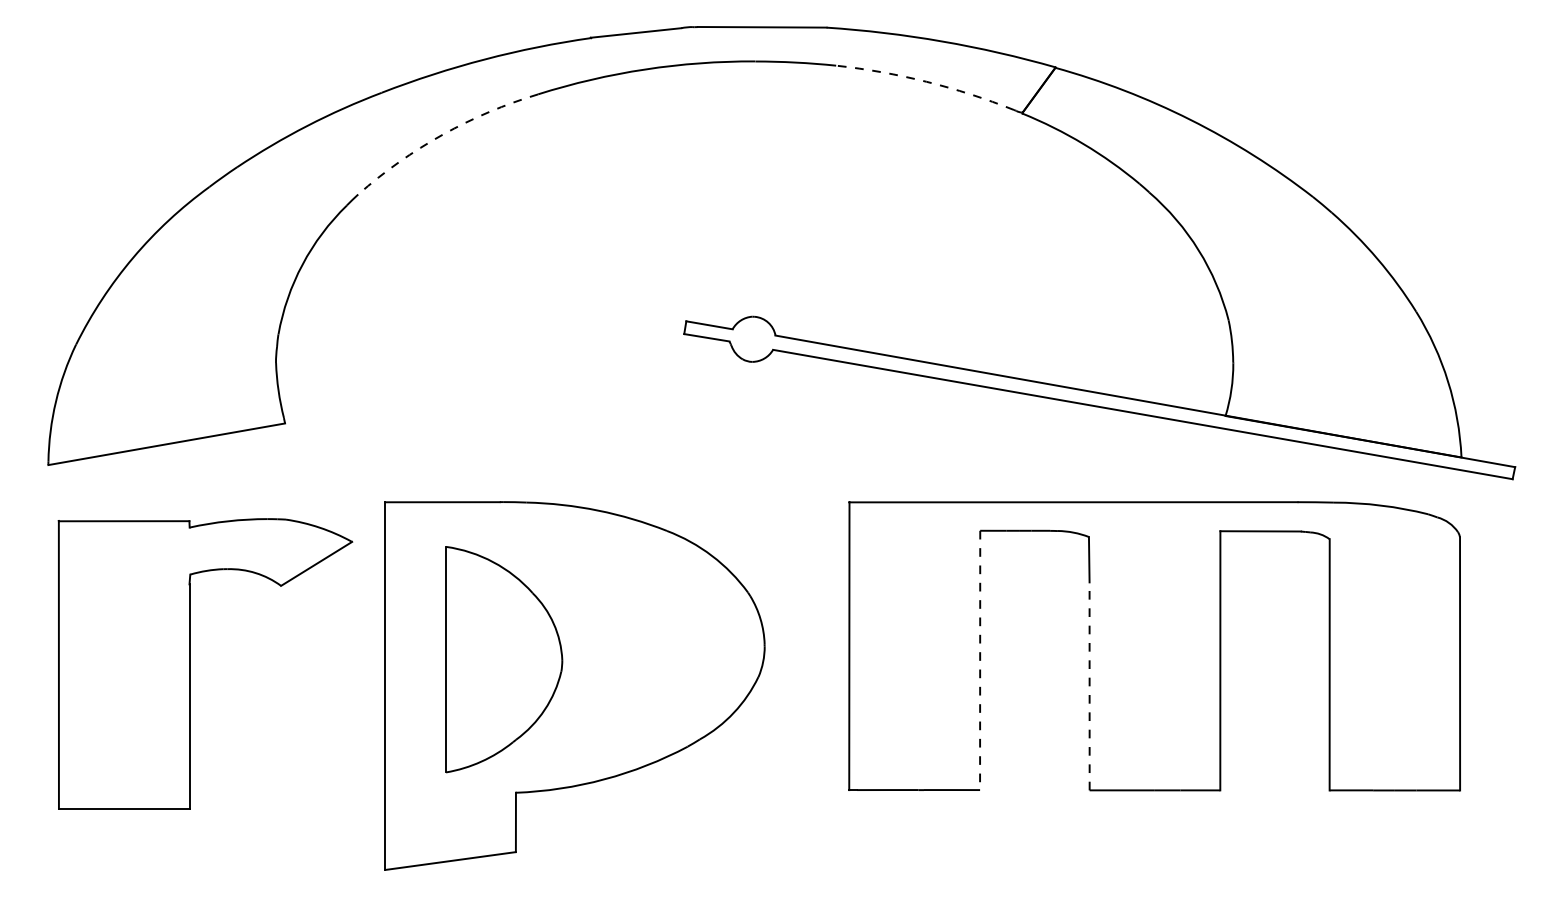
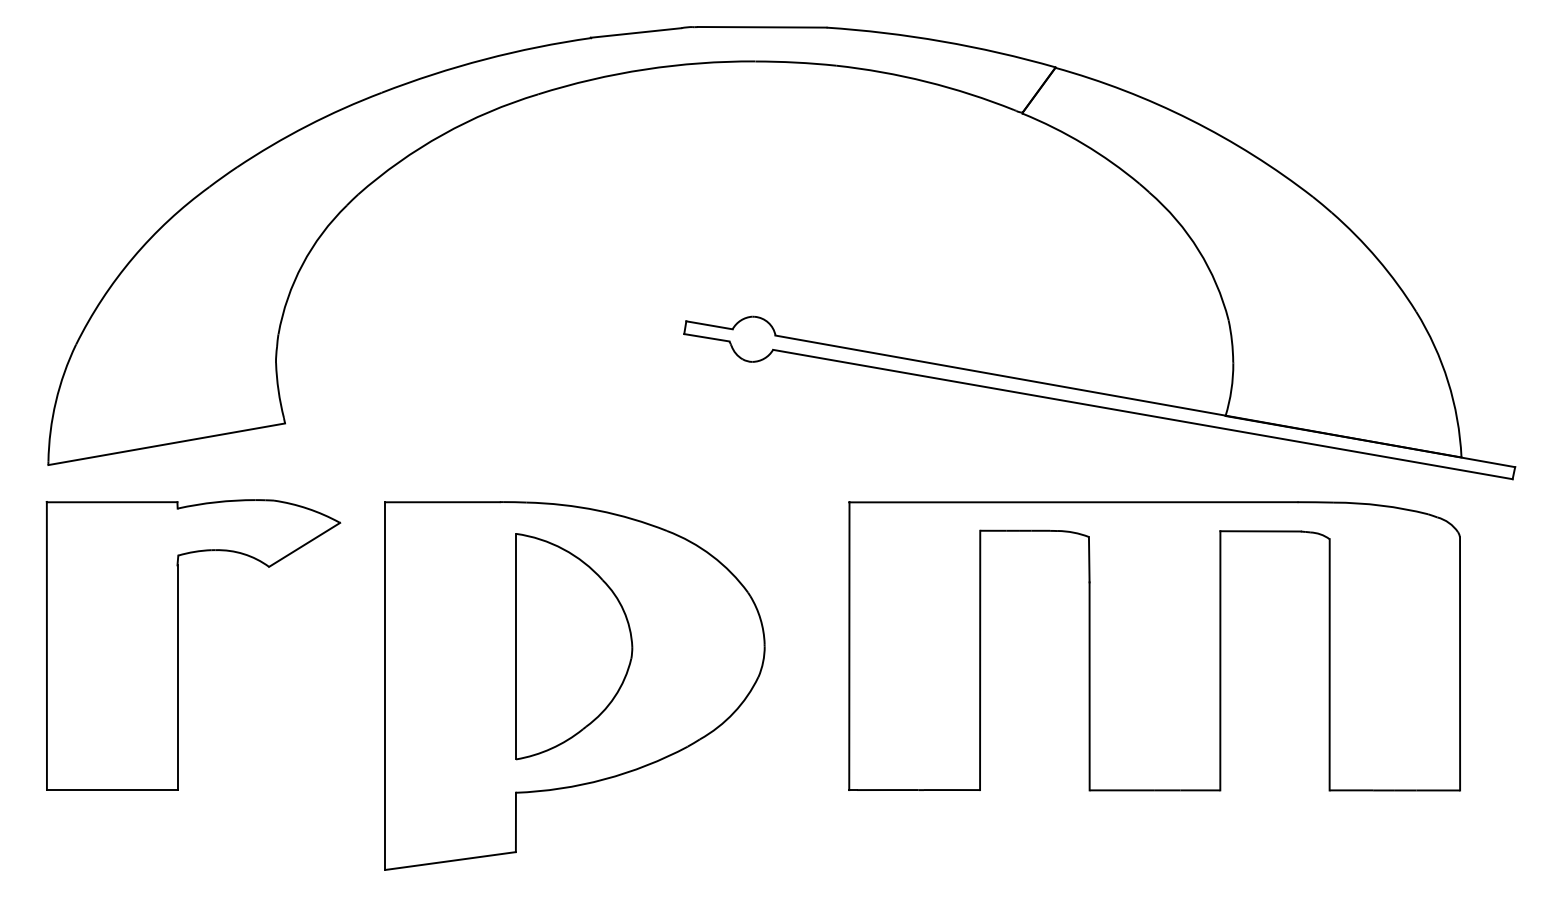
arc: dashed -> solid (926, 81)
arc: dashed -> solid (442, 134)
part position: (504, 659) -> (574, 646) (574, 646)
line: dashed -> solid (980, 660)
part position: (190, 663) -> (178, 644) (178, 644)
line: dashed -> solid (1089, 686)
